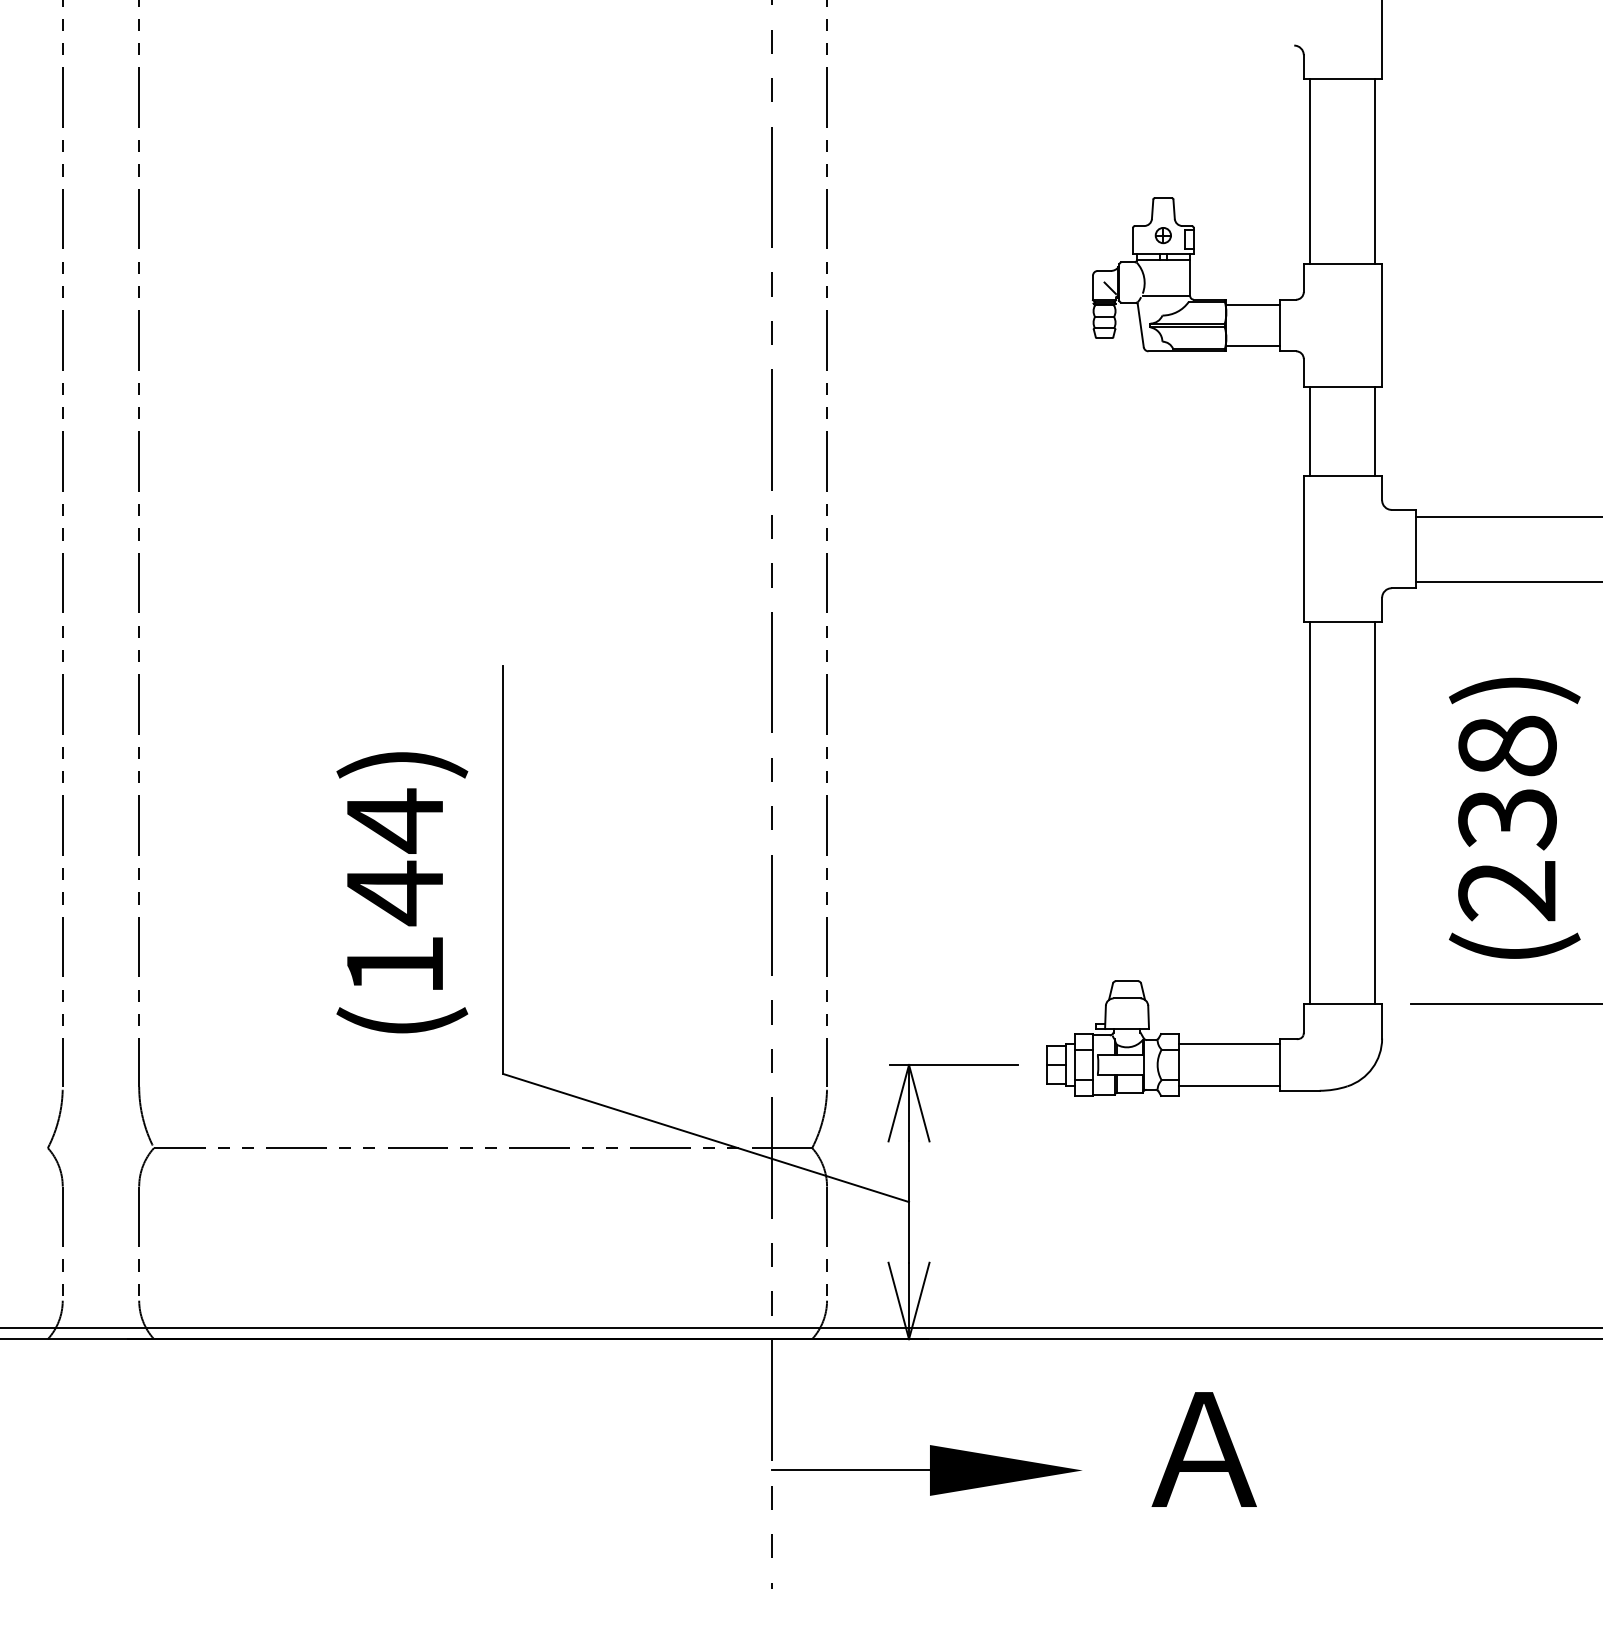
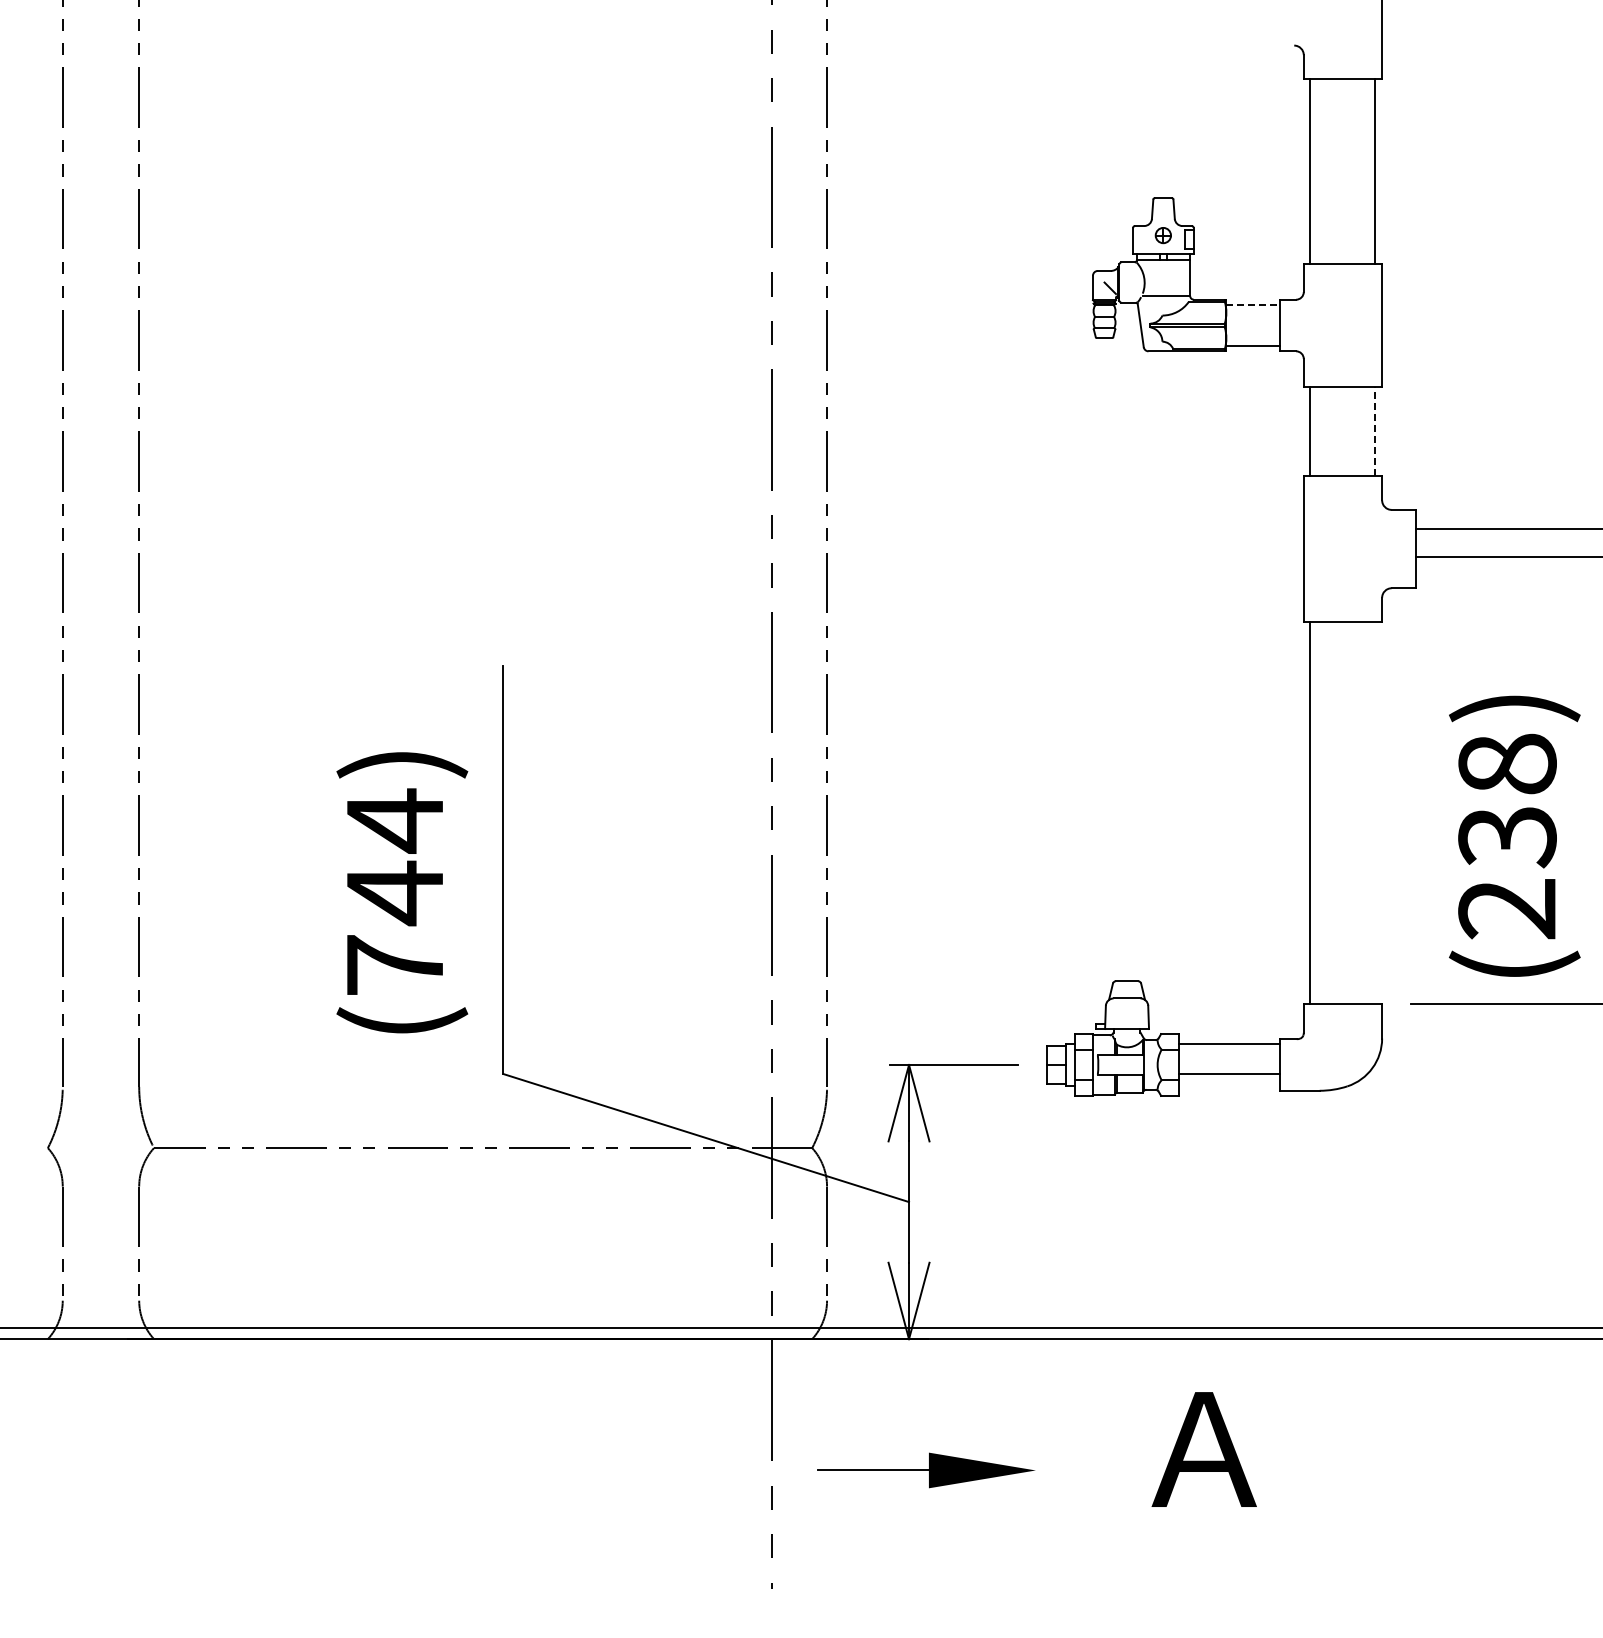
line: solid -> dashed (1253, 304)
line: solid -> dashed (1375, 431)
line position: (1507, 516) -> (1507, 528) (1507, 528)
line position: (1507, 581) -> (1507, 556) (1507, 556)
line: present -> none (1375, 812)
text position: (1514, 817) -> (1514, 835) (1514, 835)
text: (144) -> (744) (394, 964)
line position: (1228, 1085) -> (1228, 1073) (1228, 1073)
part size: 311x51 px -> 219x37 px (926, 1470)
